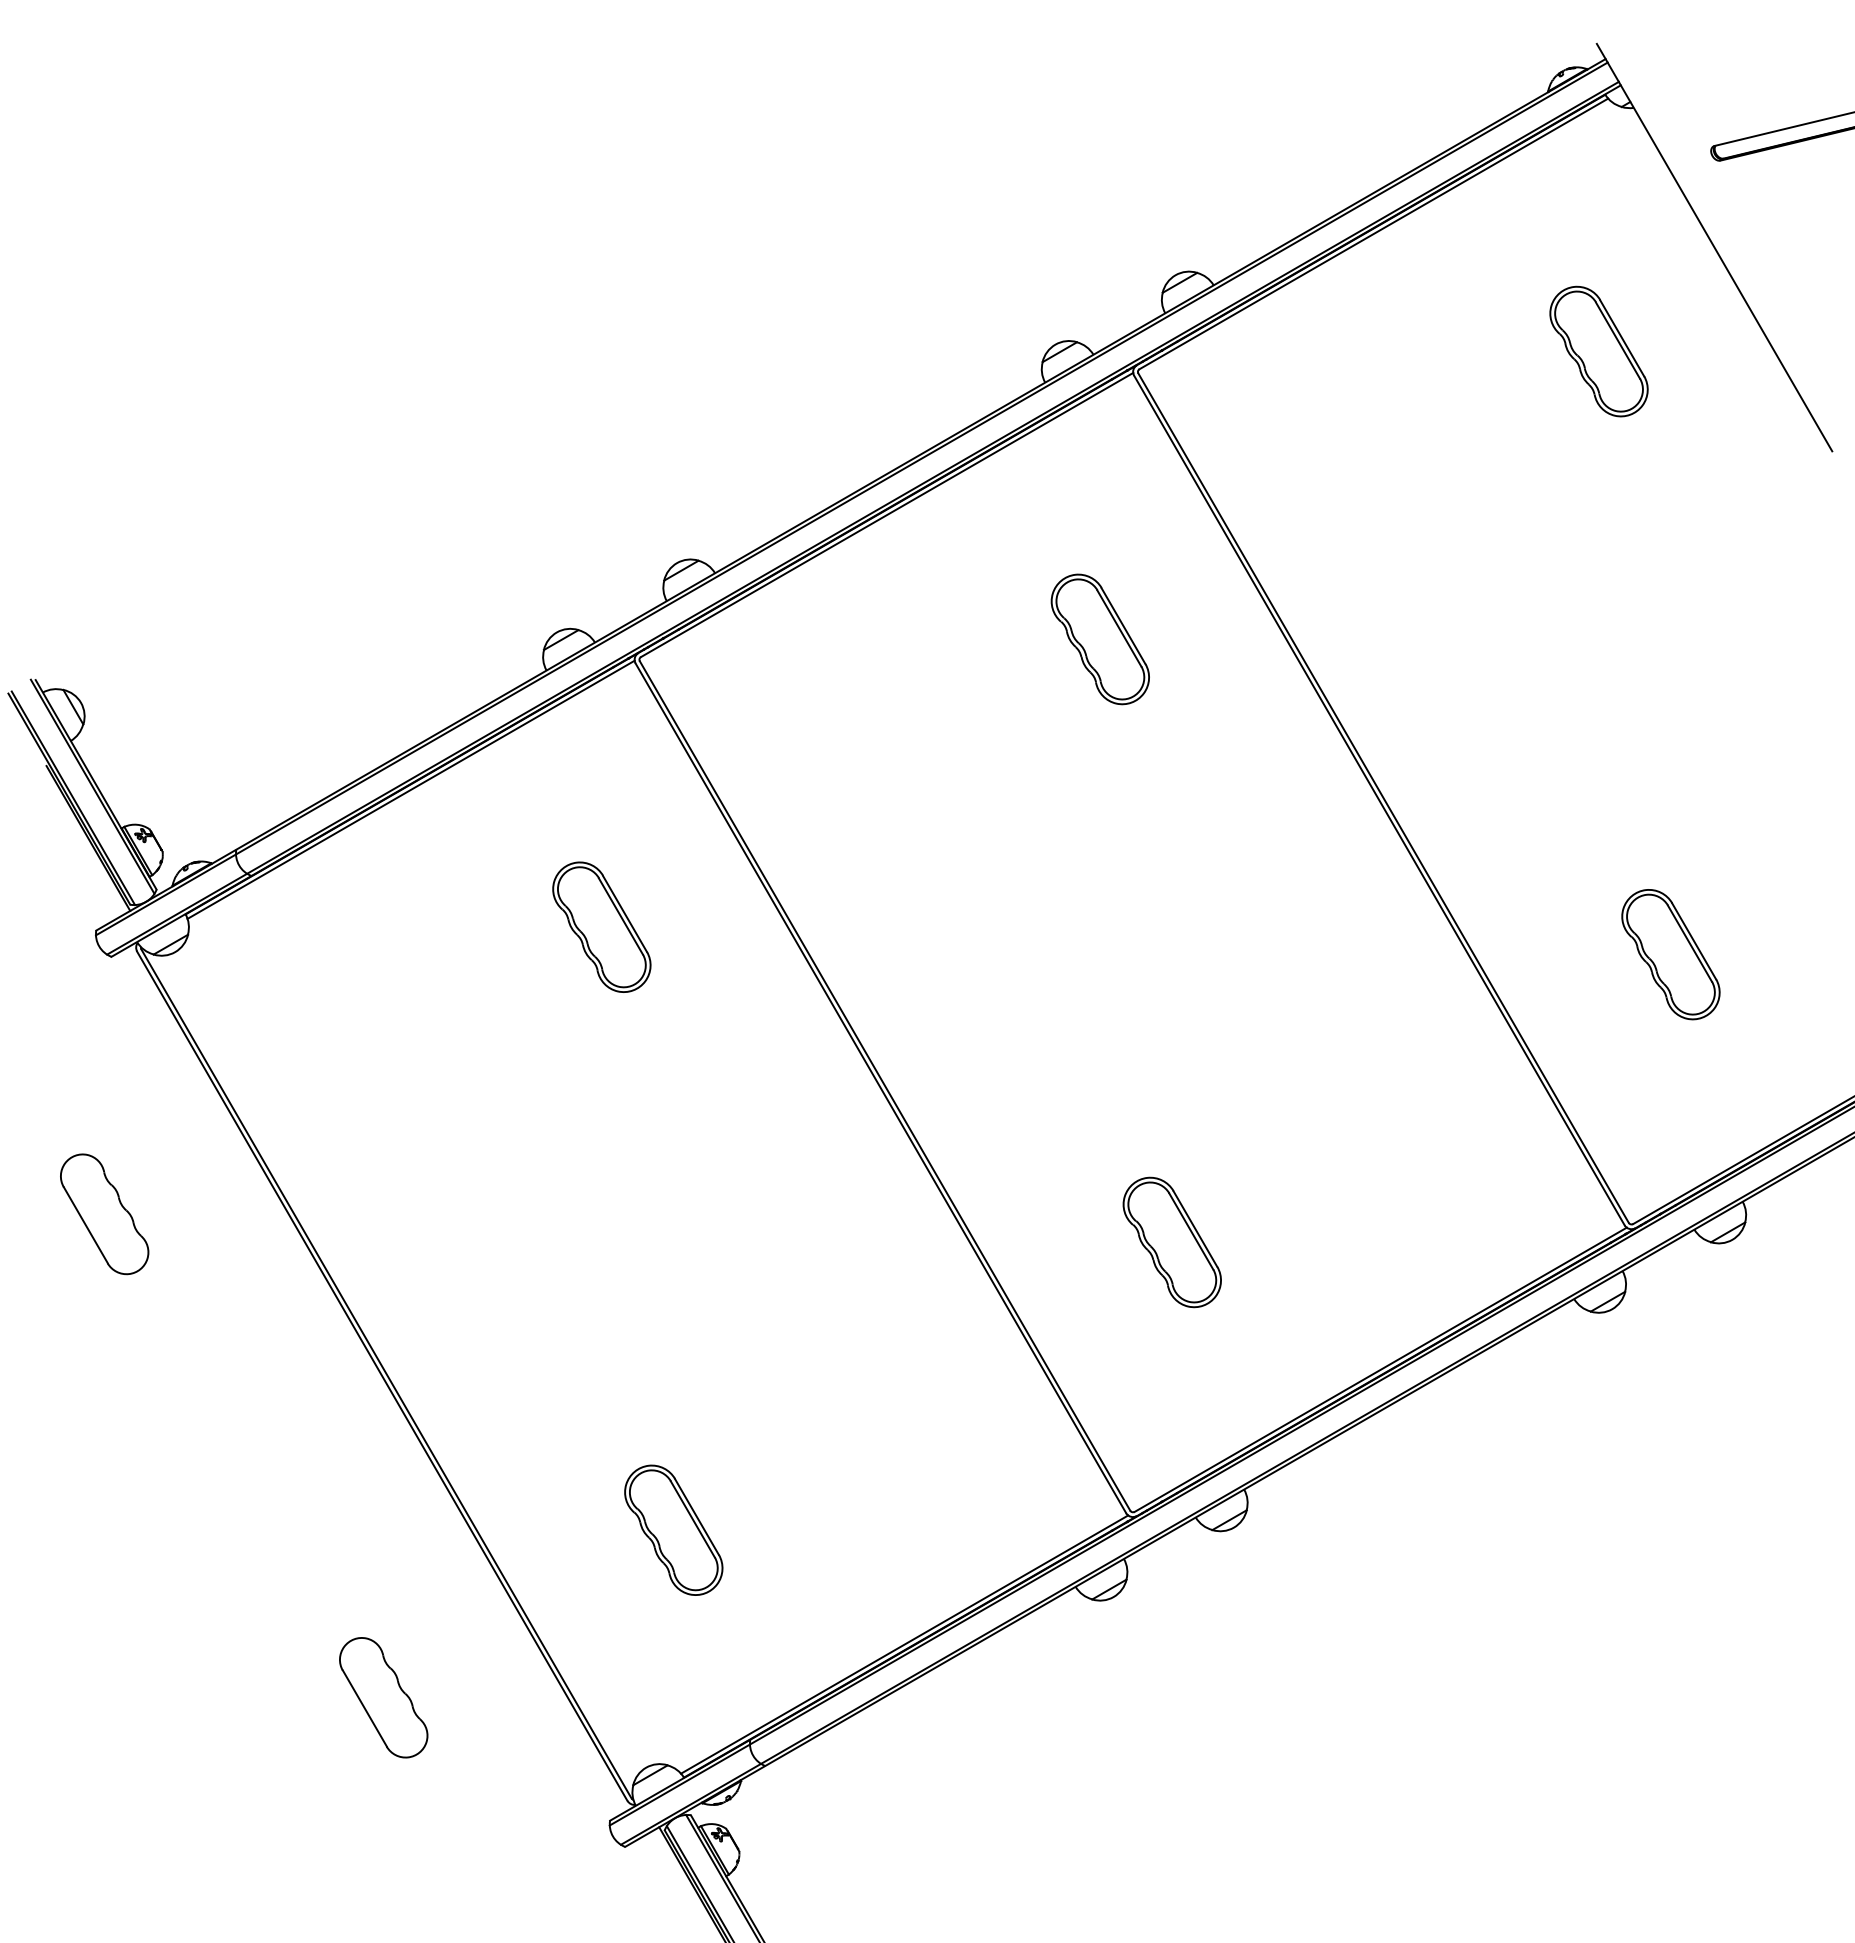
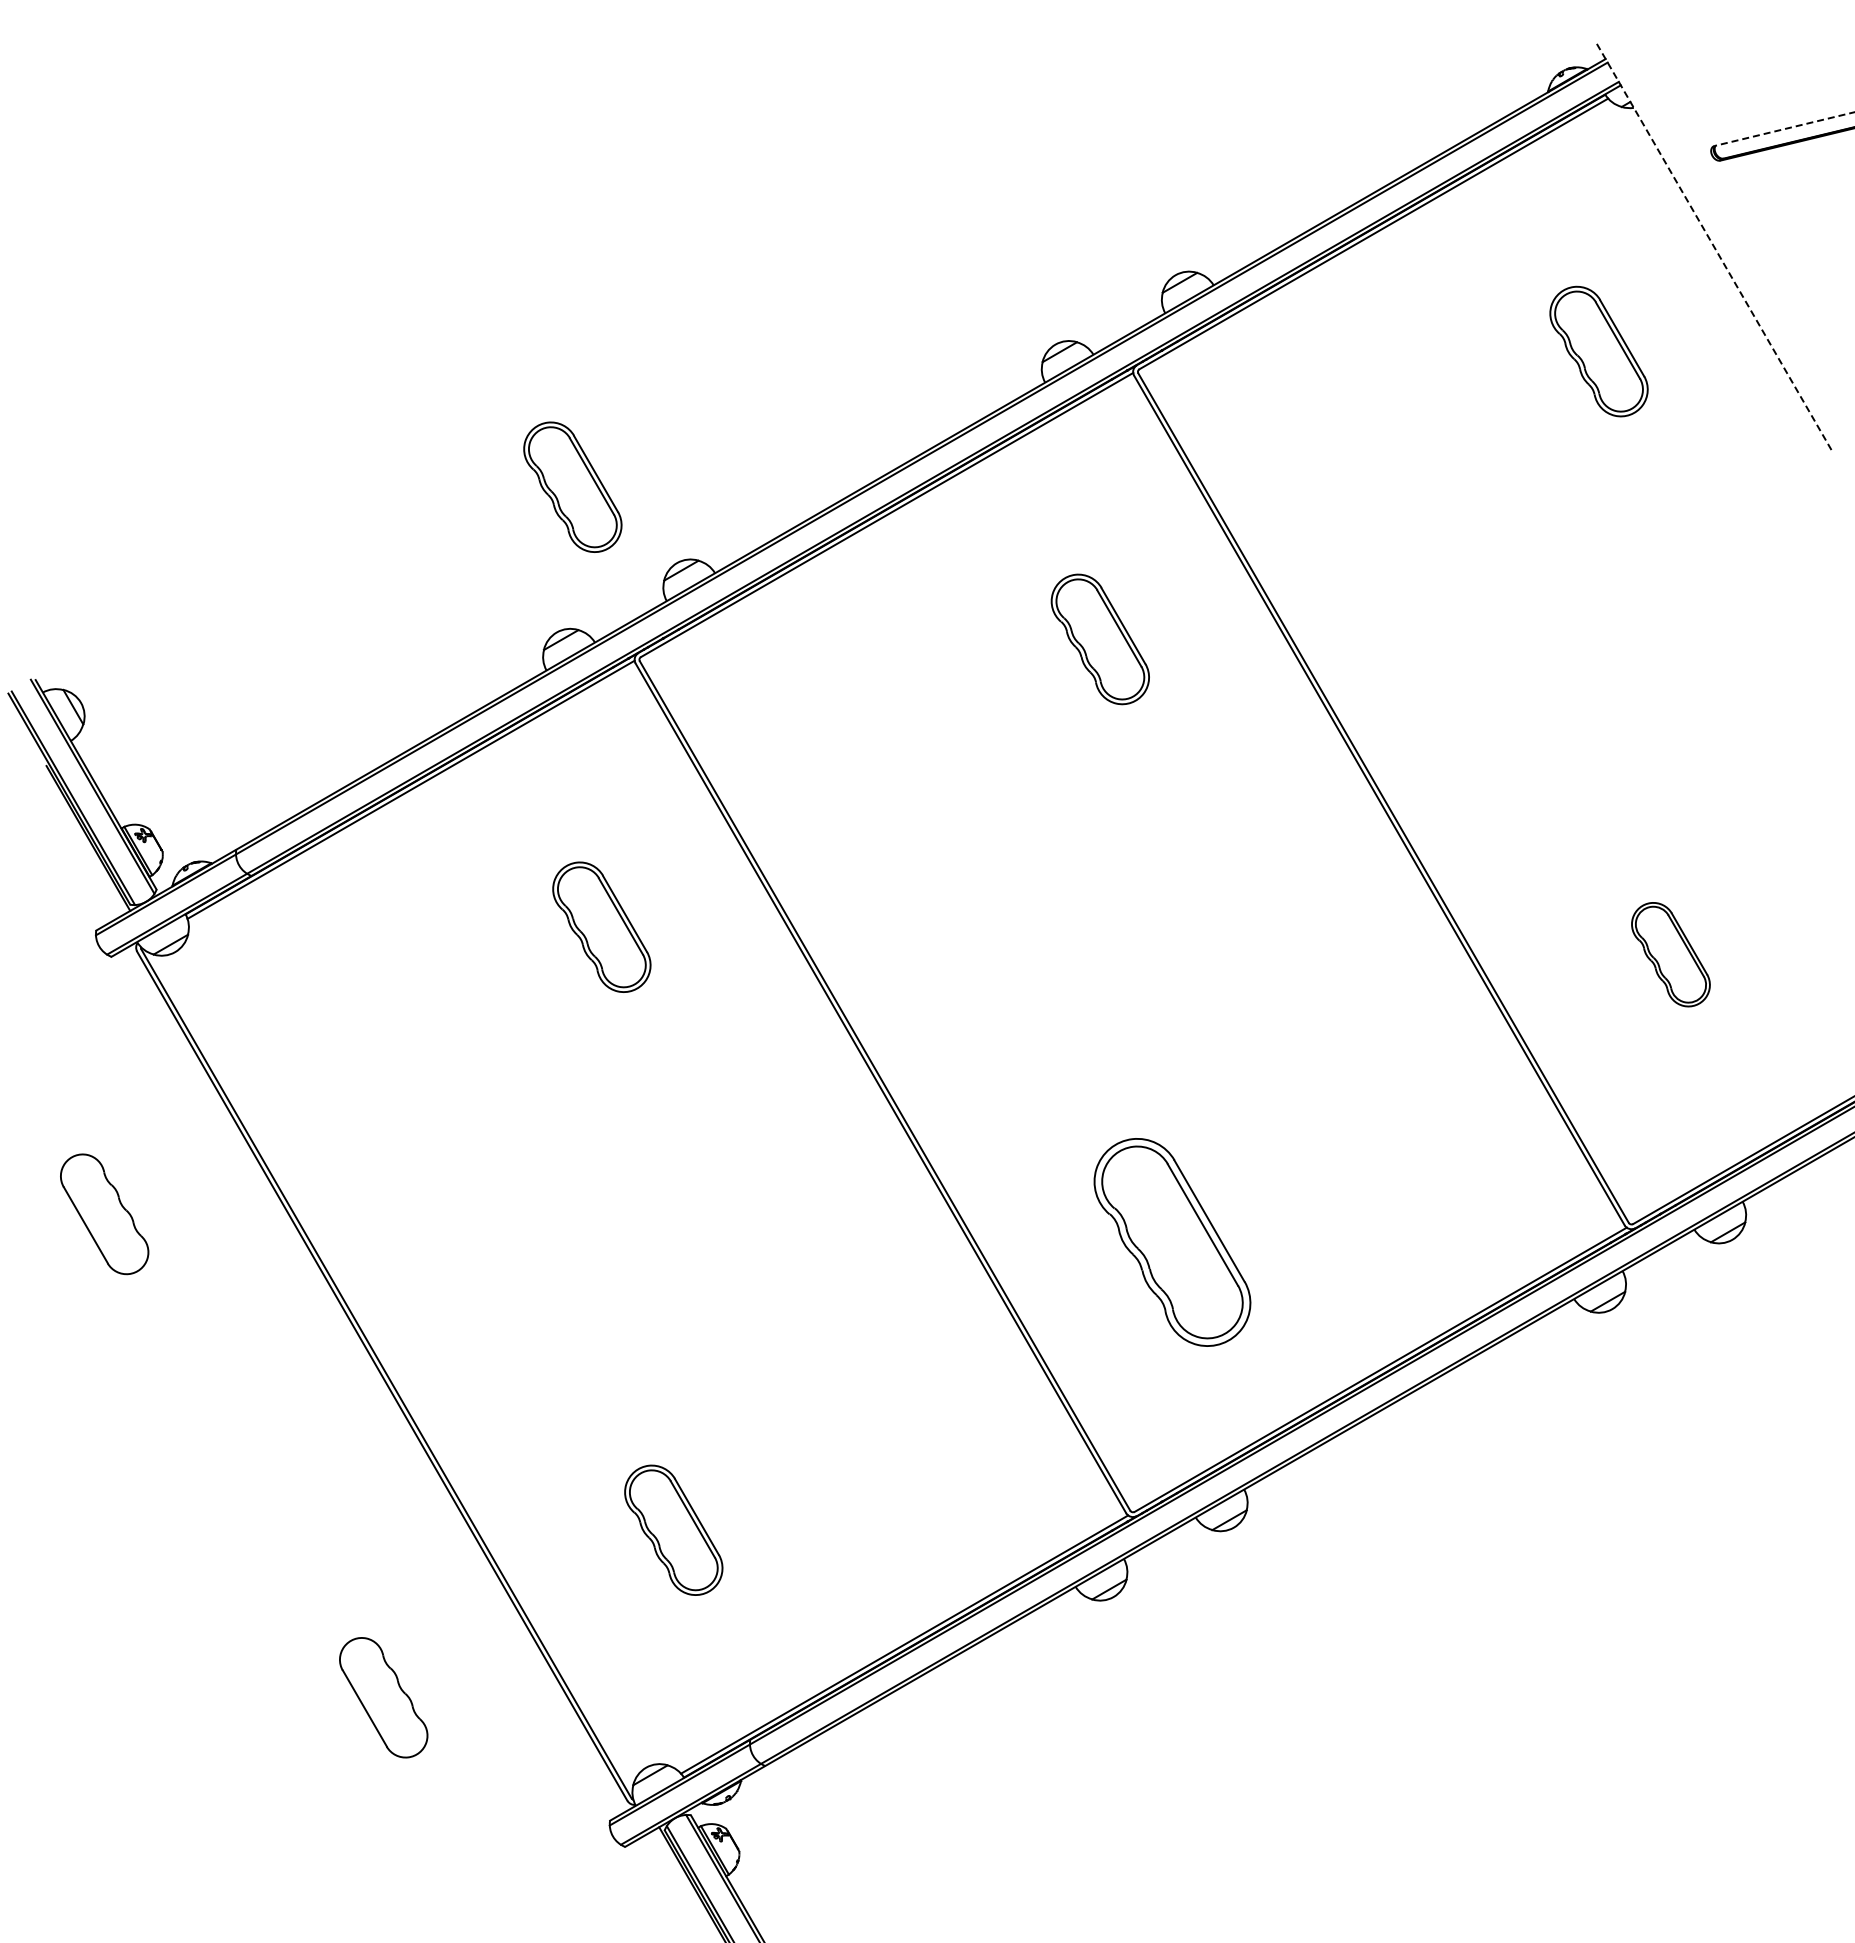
line: solid -> dashed (1784, 129)
line: solid -> dashed (1714, 248)
part: none -> present (572, 486)
part size: 100x132 px -> 80x106 px (1670, 954)
part size: 100x133 px -> 159x209 px (1172, 1242)
